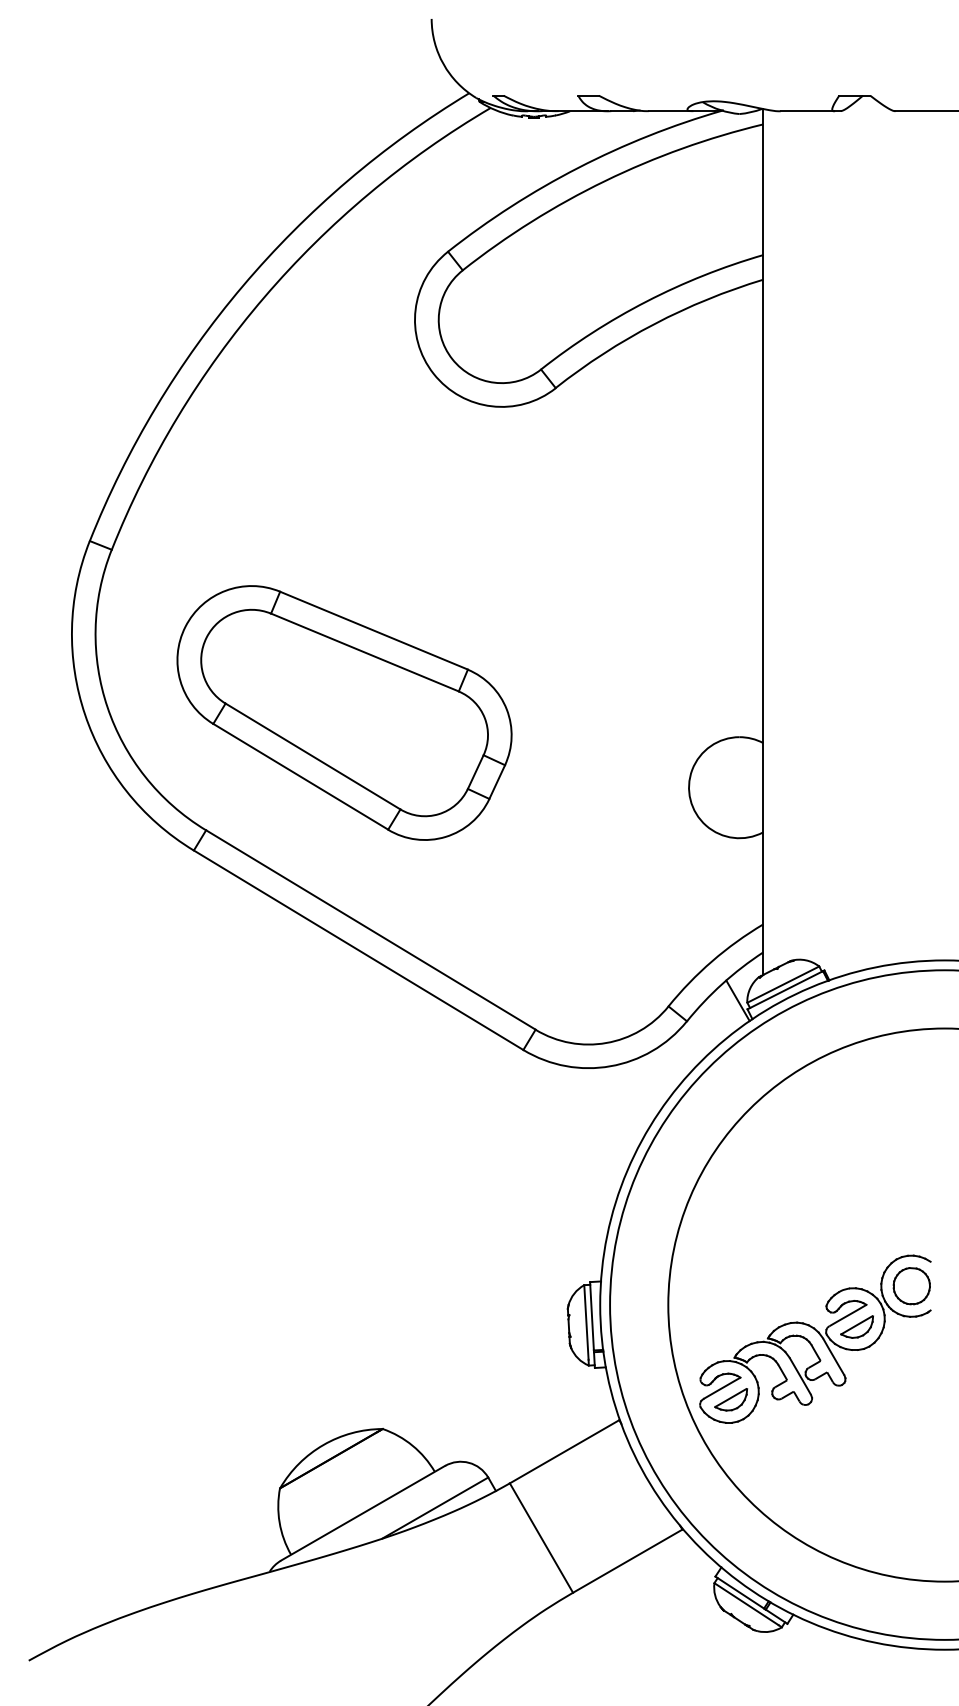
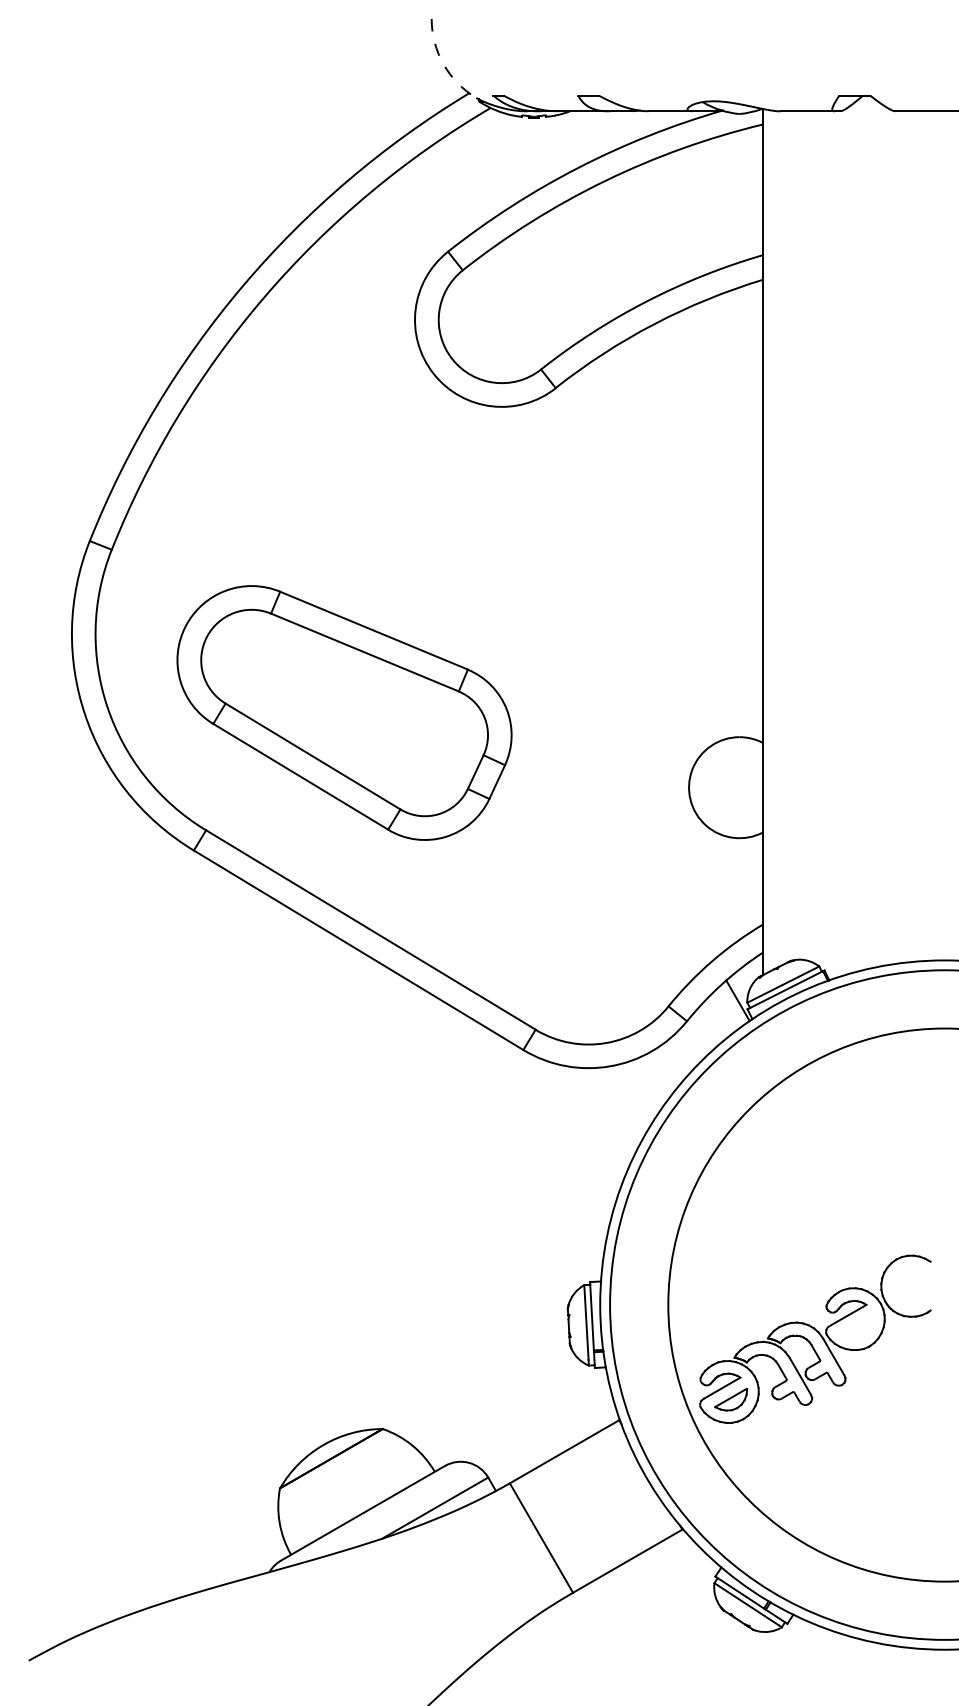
arc: solid -> dashed (443, 64)
part: present -> none (911, 1286)
part: present -> none (856, 1326)
